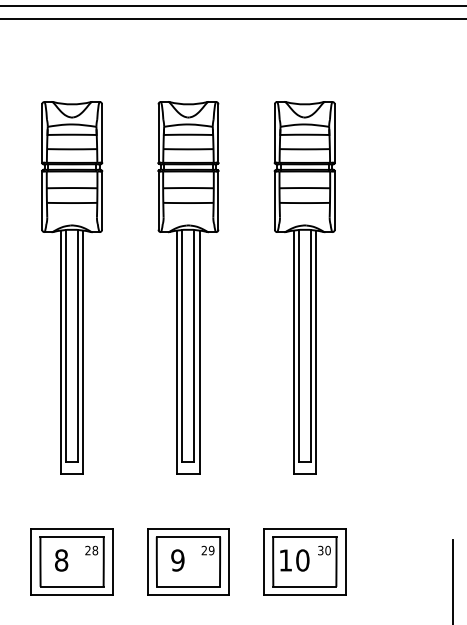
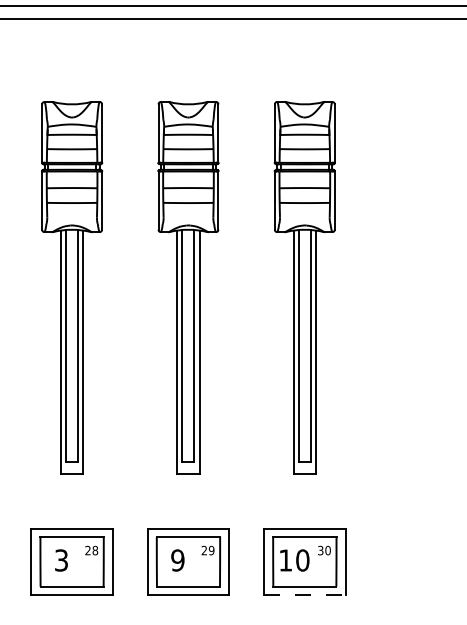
text: 8 -> 3 (61, 560)
line: present -> none (453, 580)
line: solid -> dashed (304, 594)
